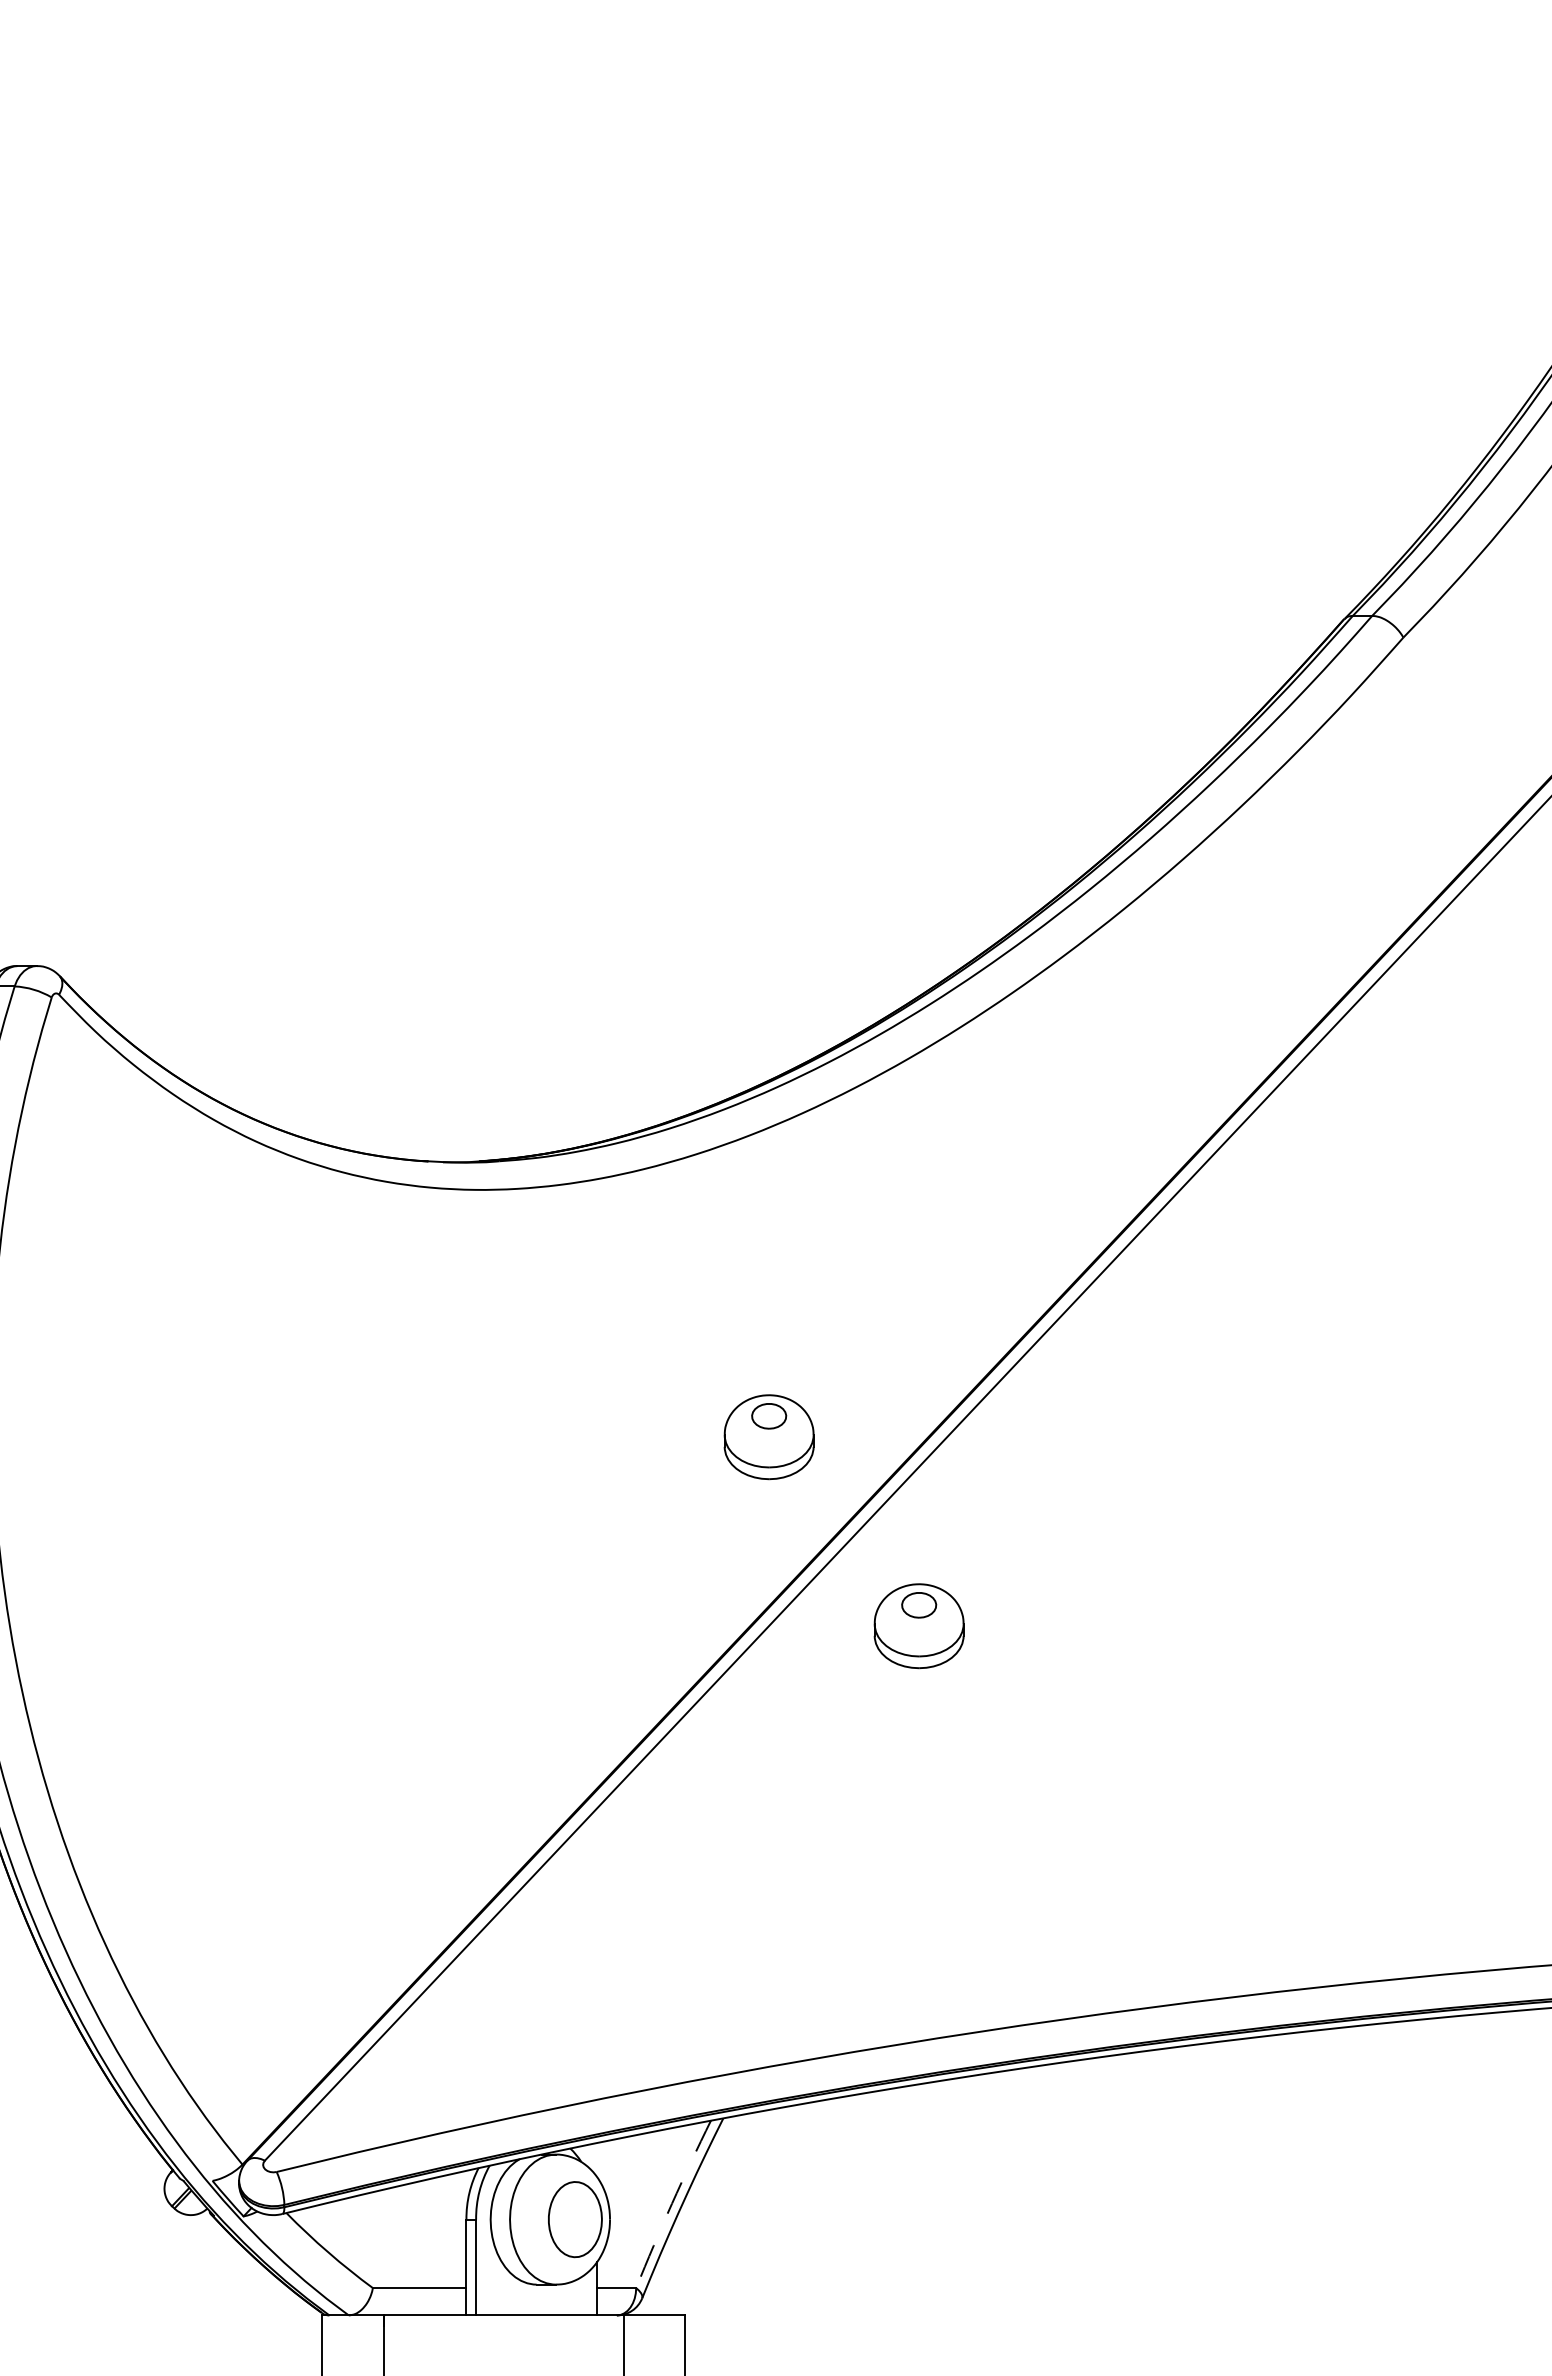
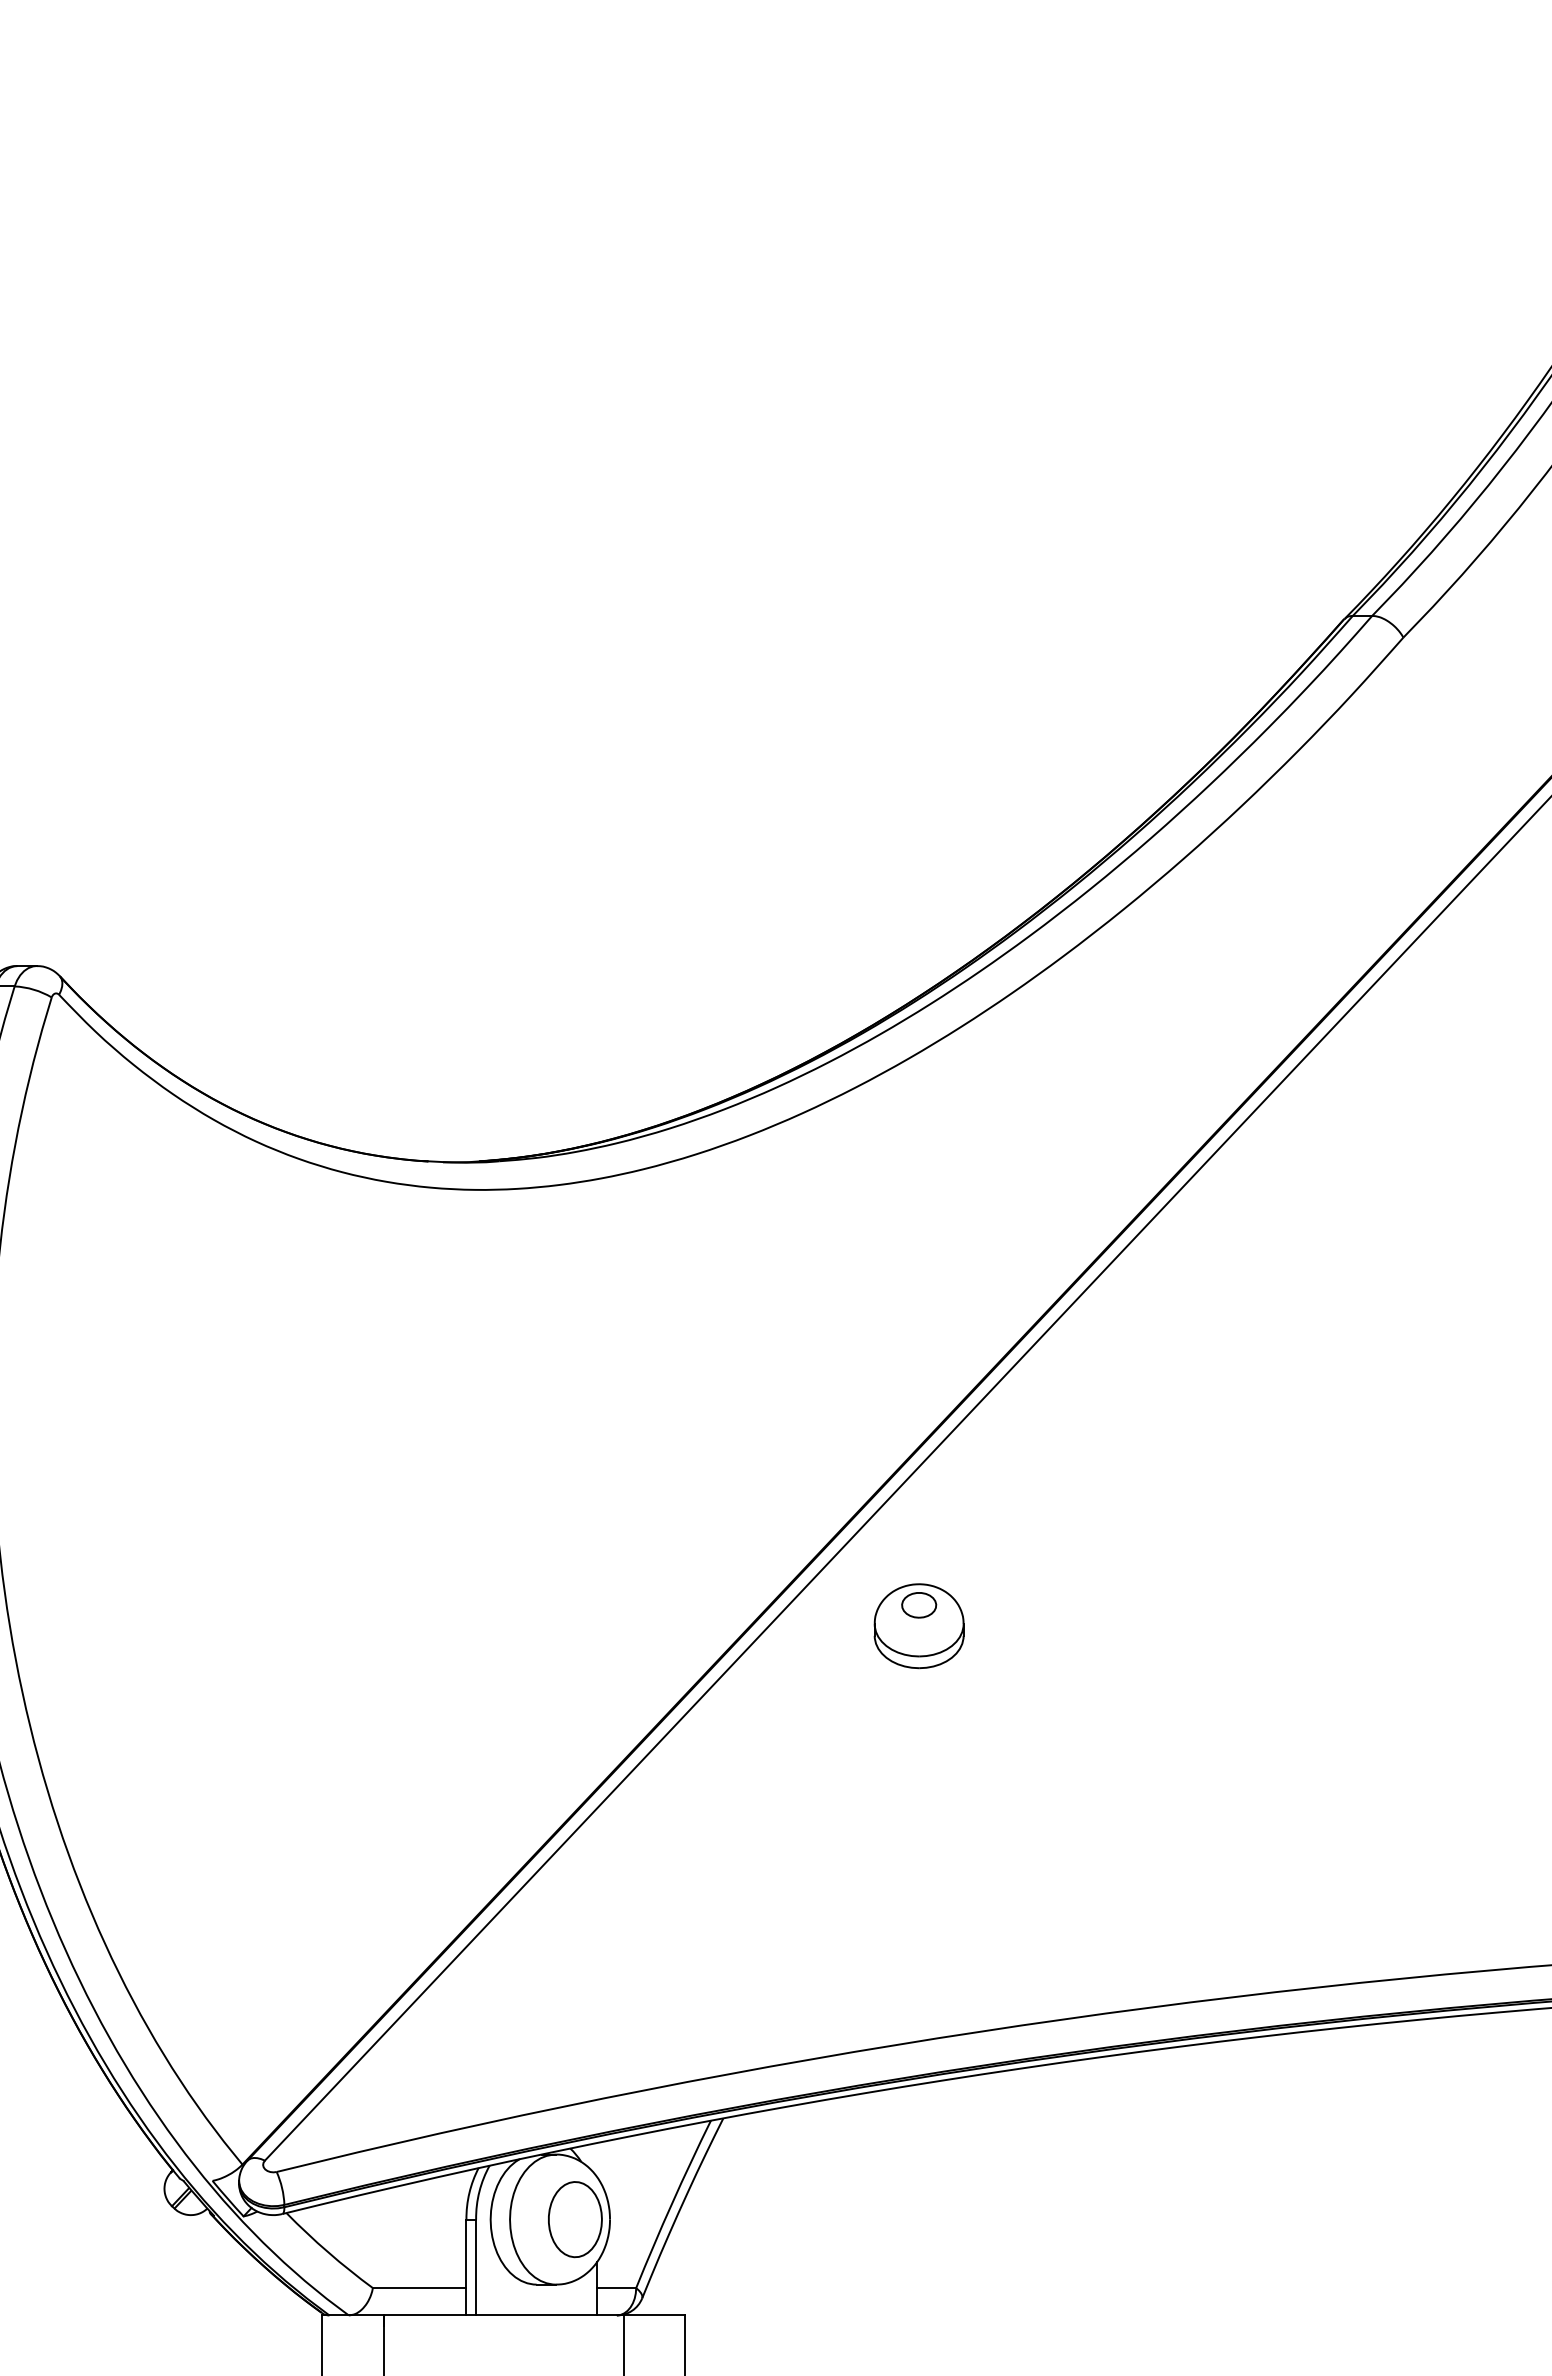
part: present -> none (768, 1437)
arc: dashed -> solid (672, 2203)
